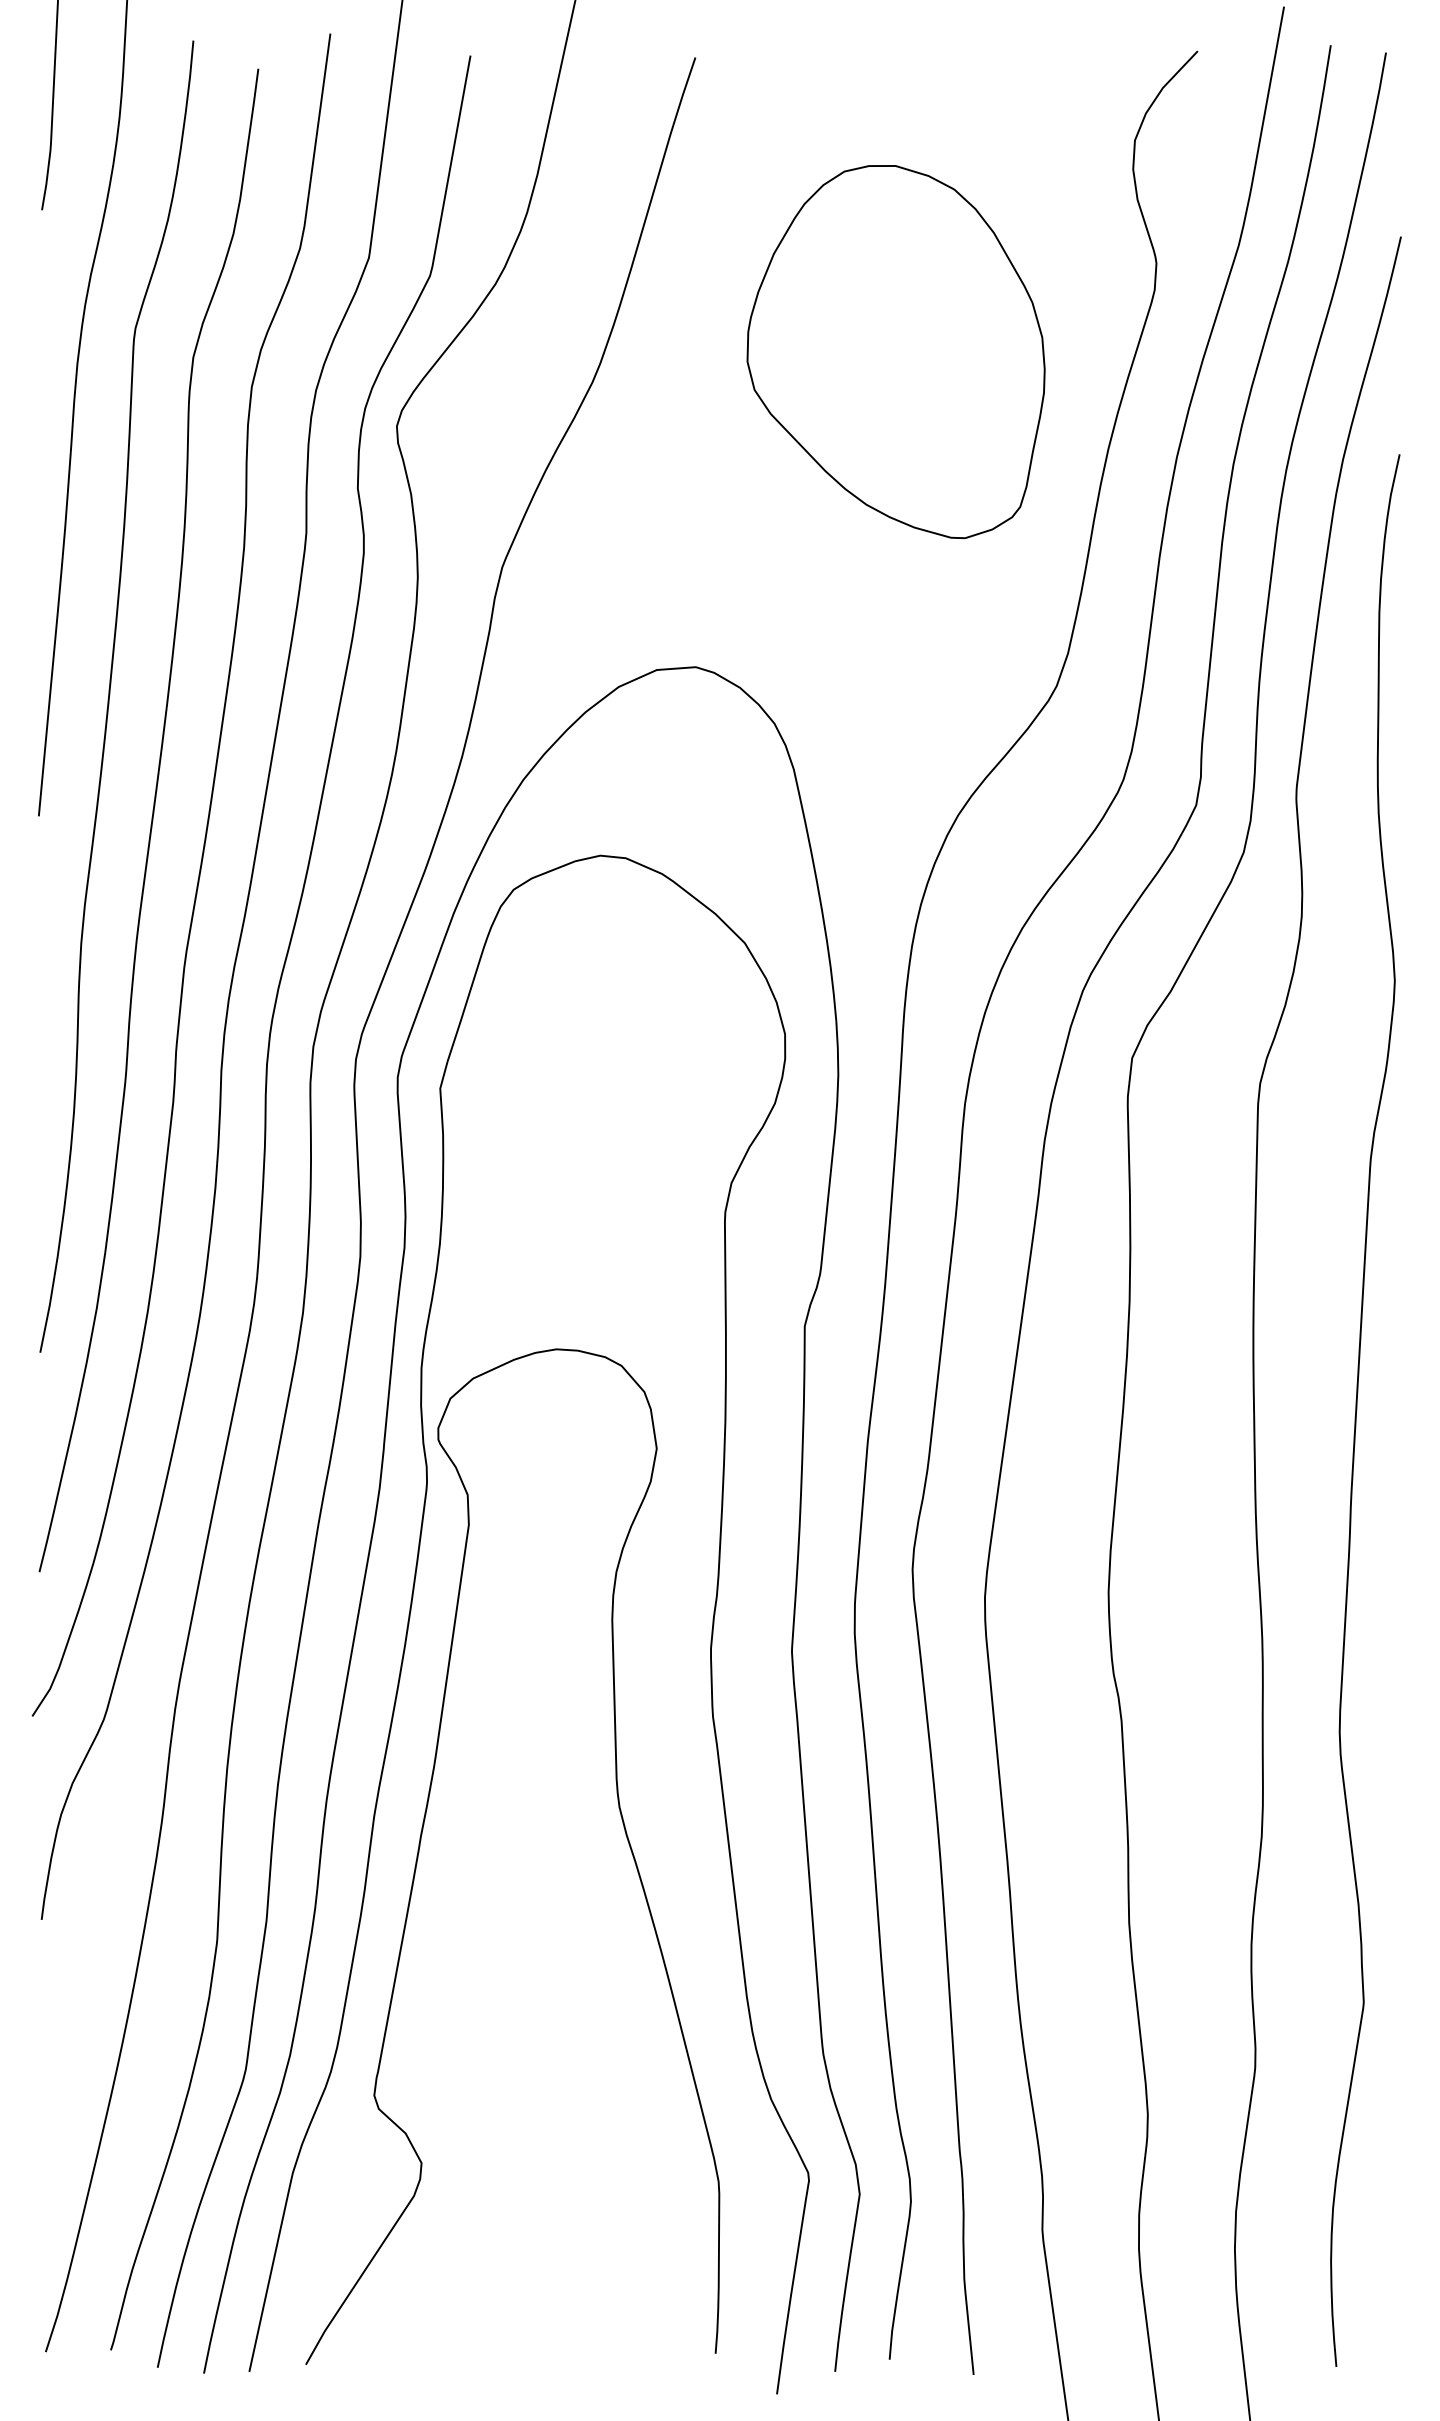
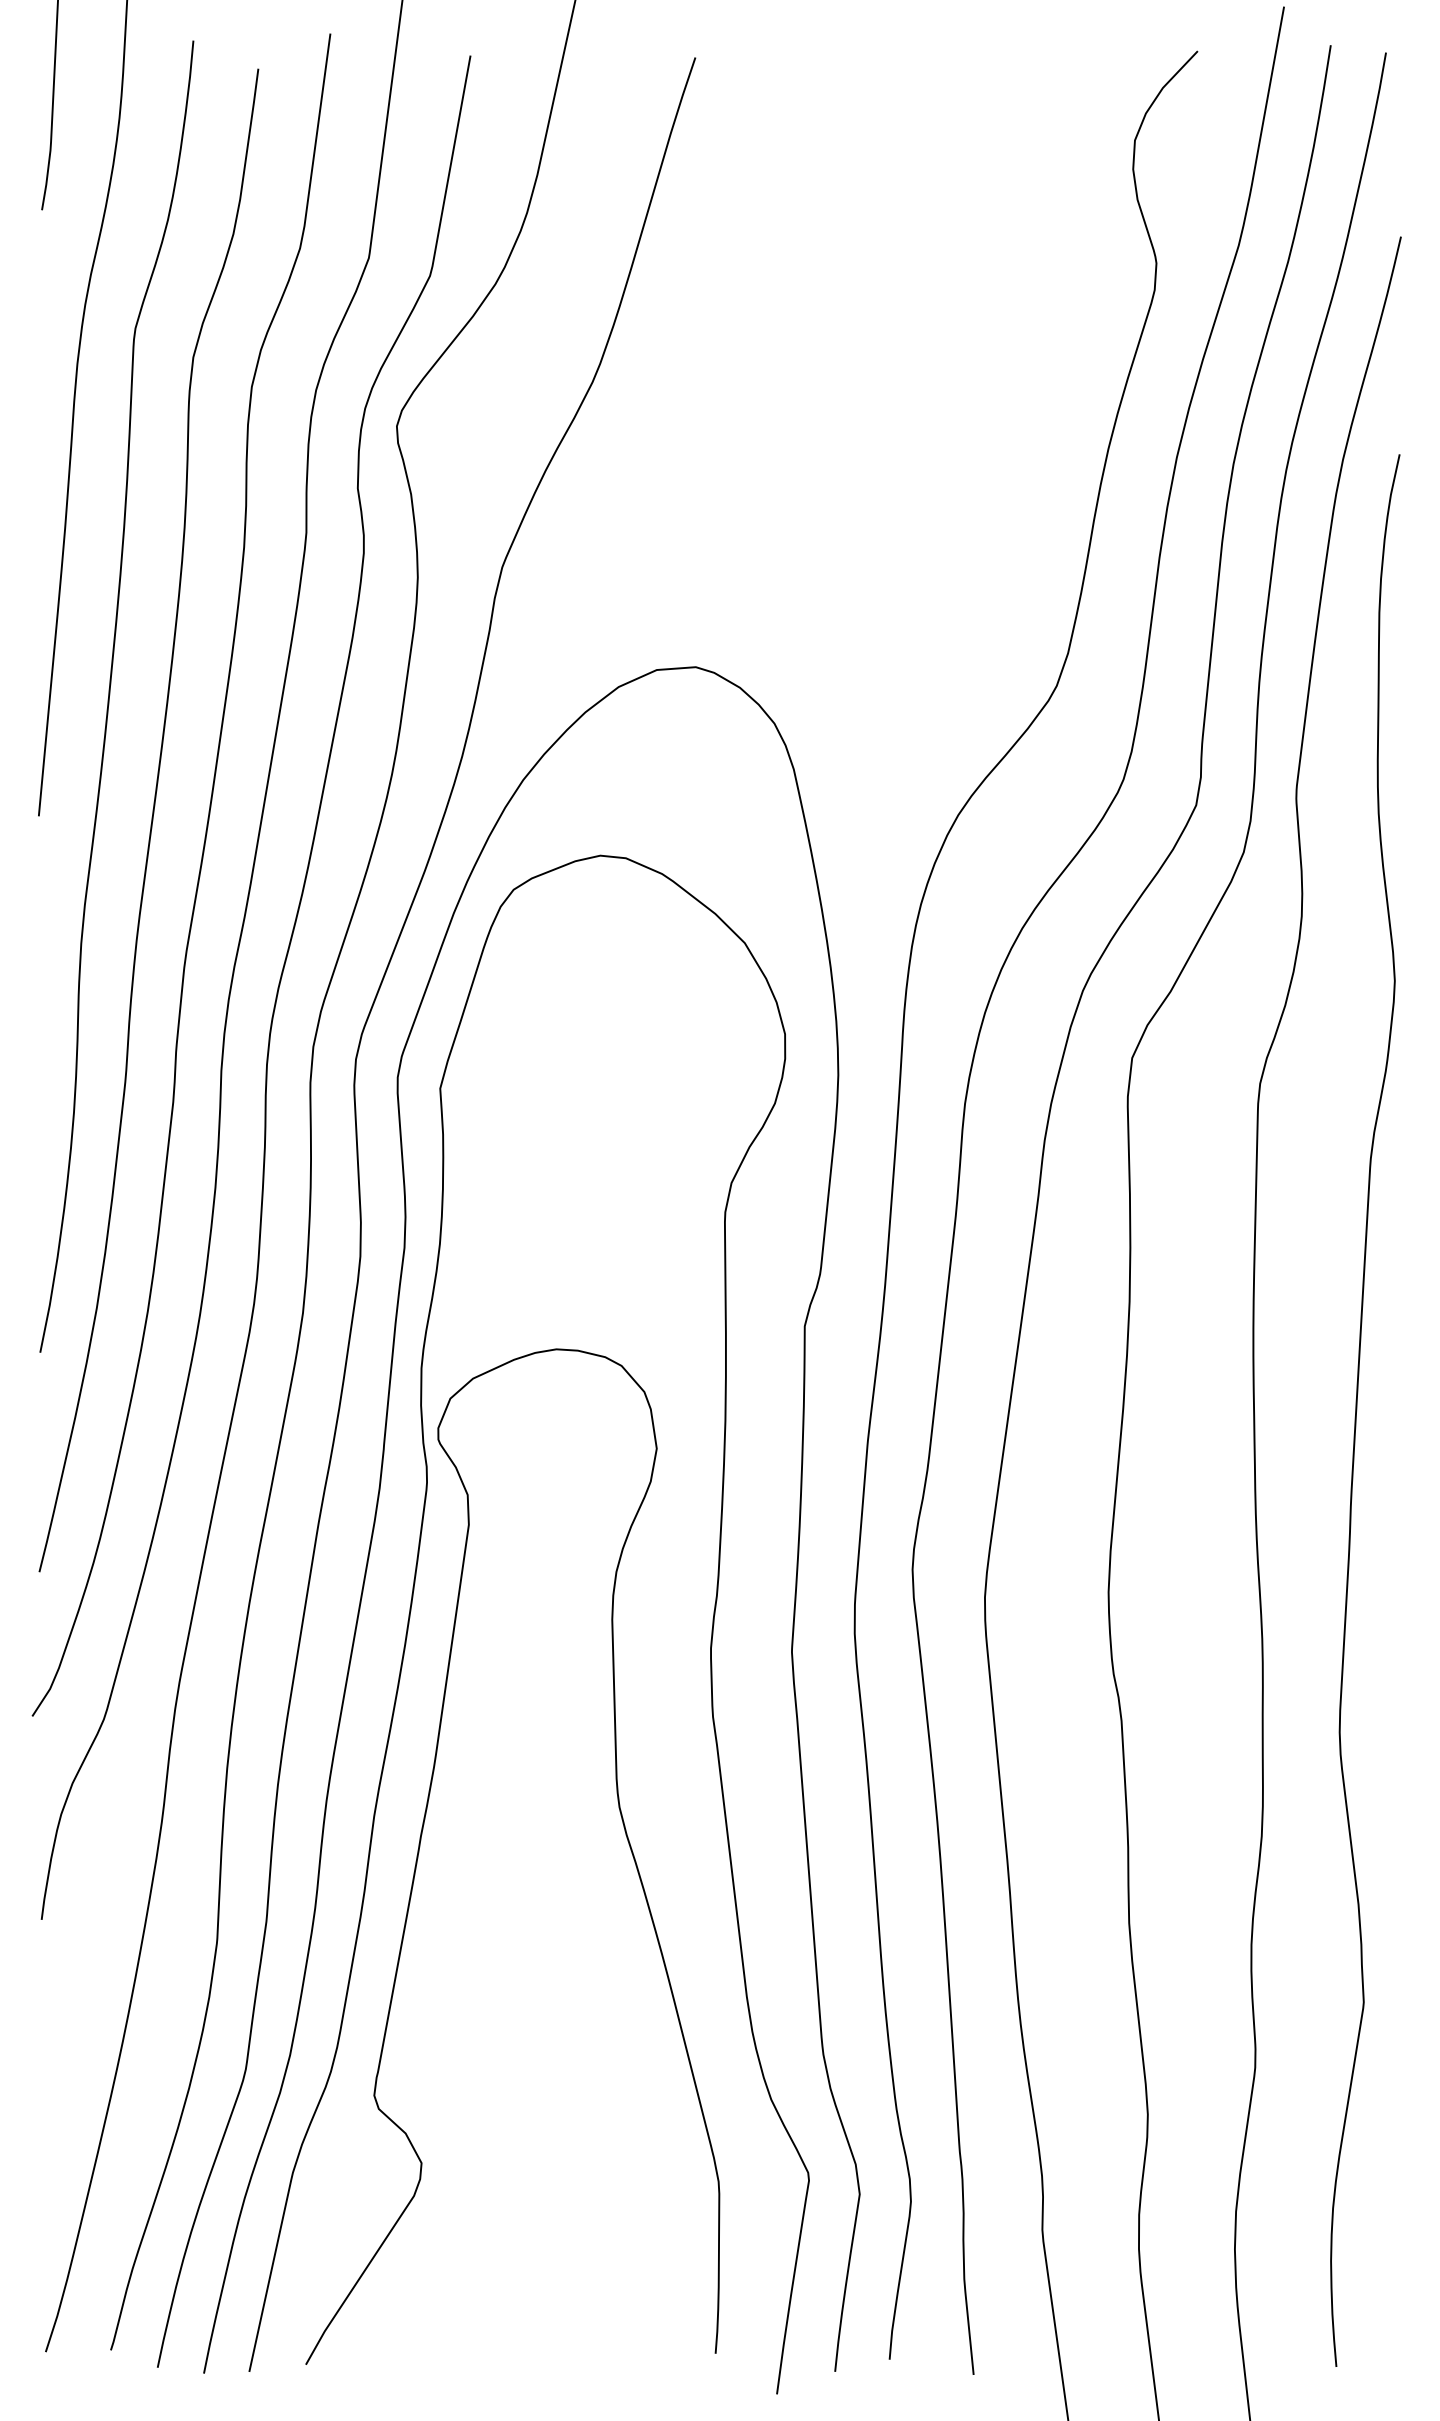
part: present -> none (895, 352)
